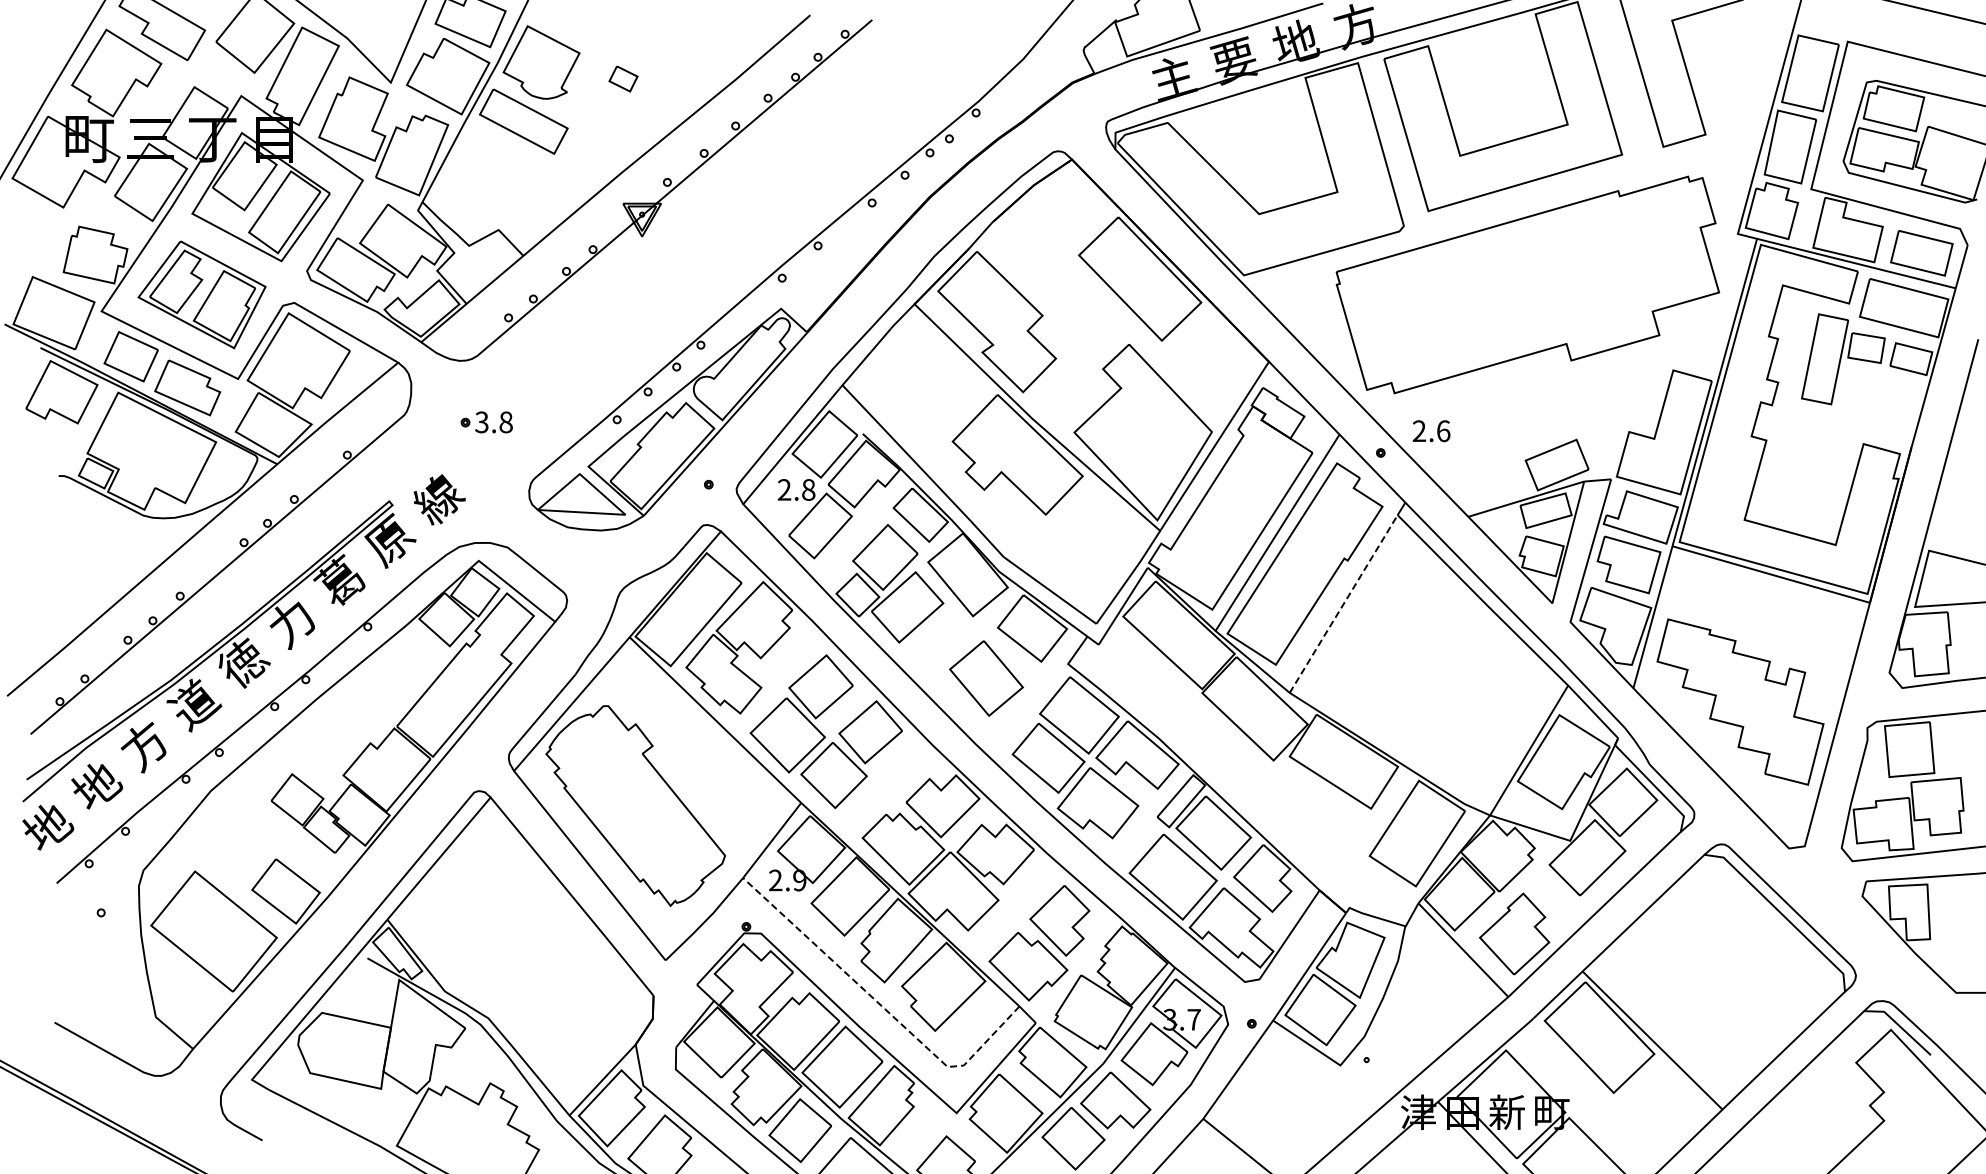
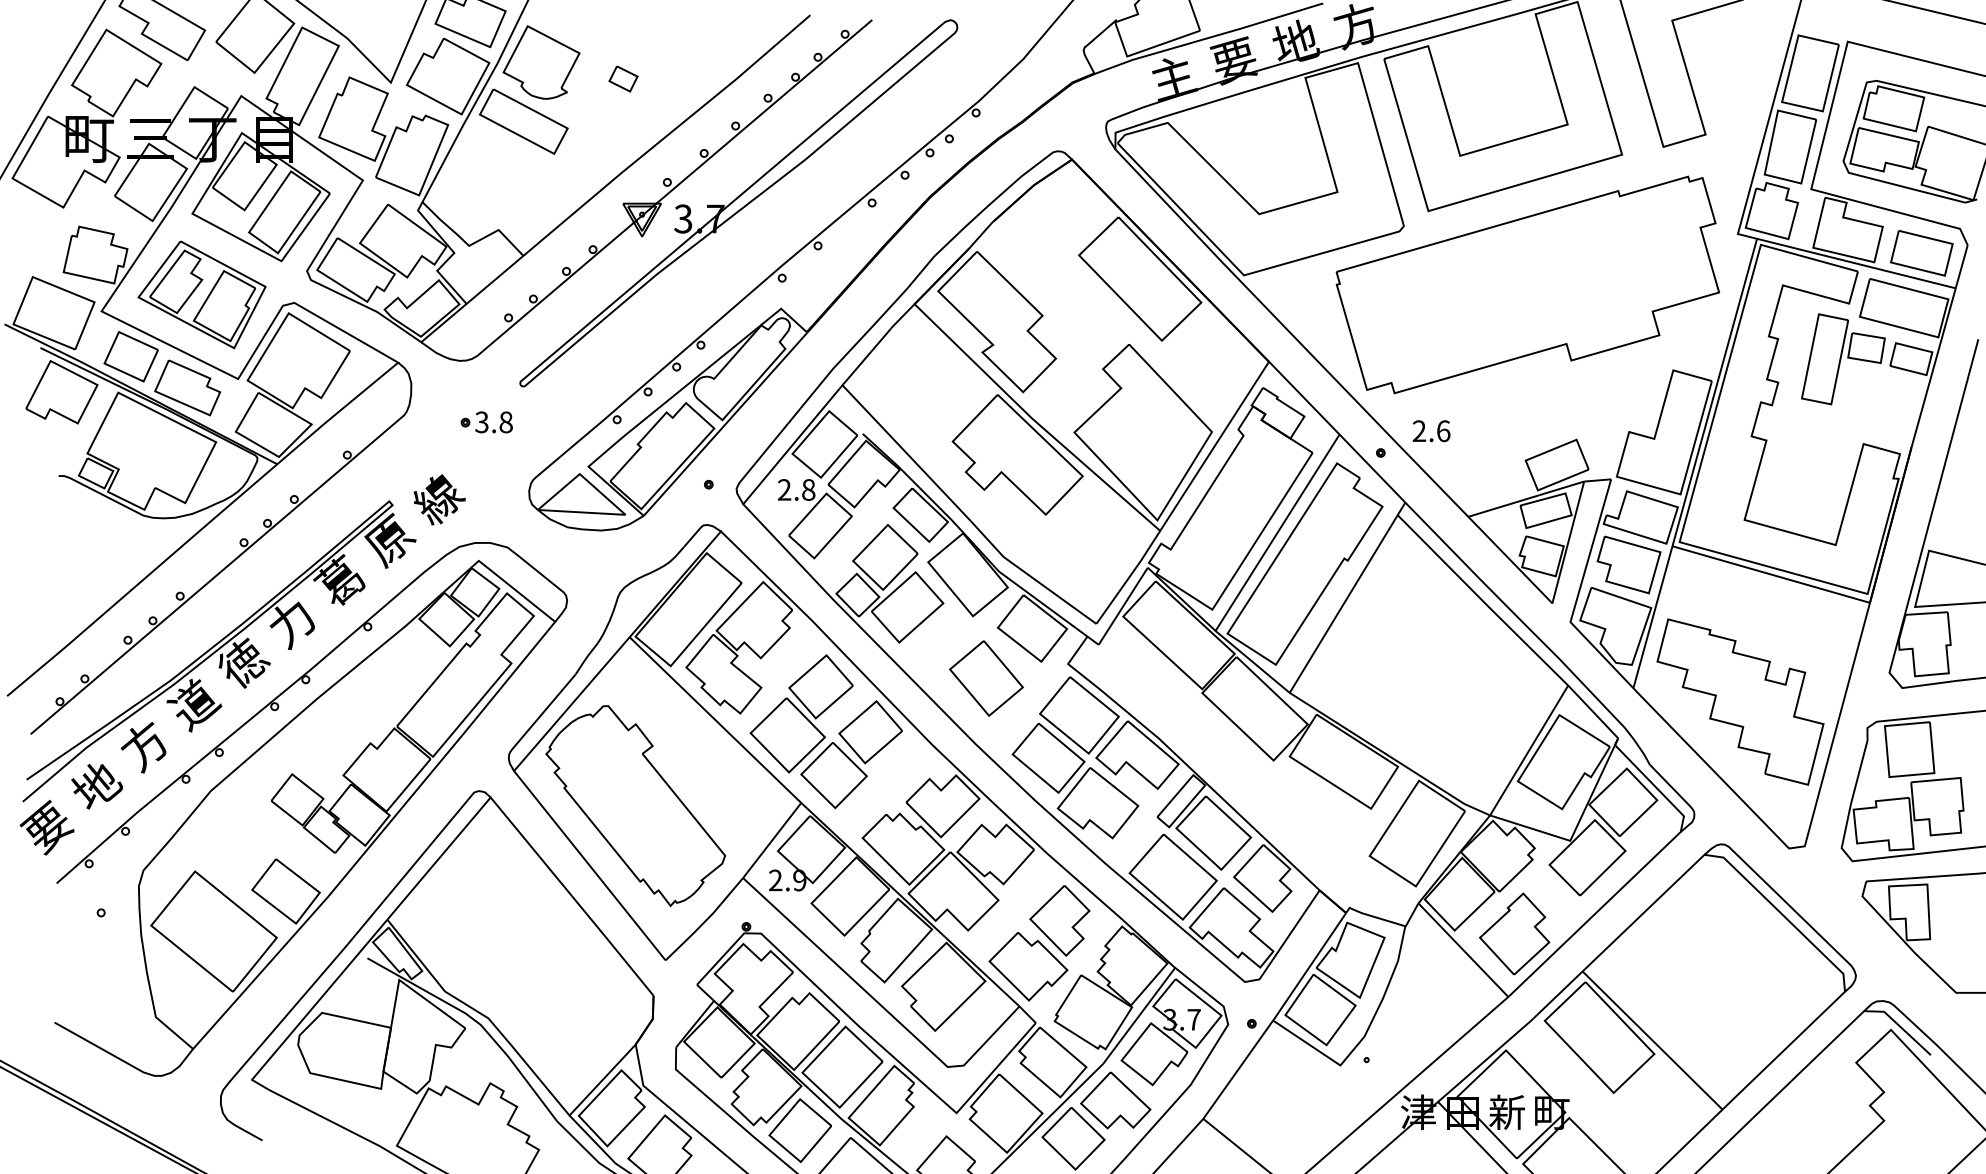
part: none -> present (738, 203)
line: dashed -> solid (1343, 604)
text: 地 -> 要 (46, 827)
line: dashed -> solid (882, 1006)
